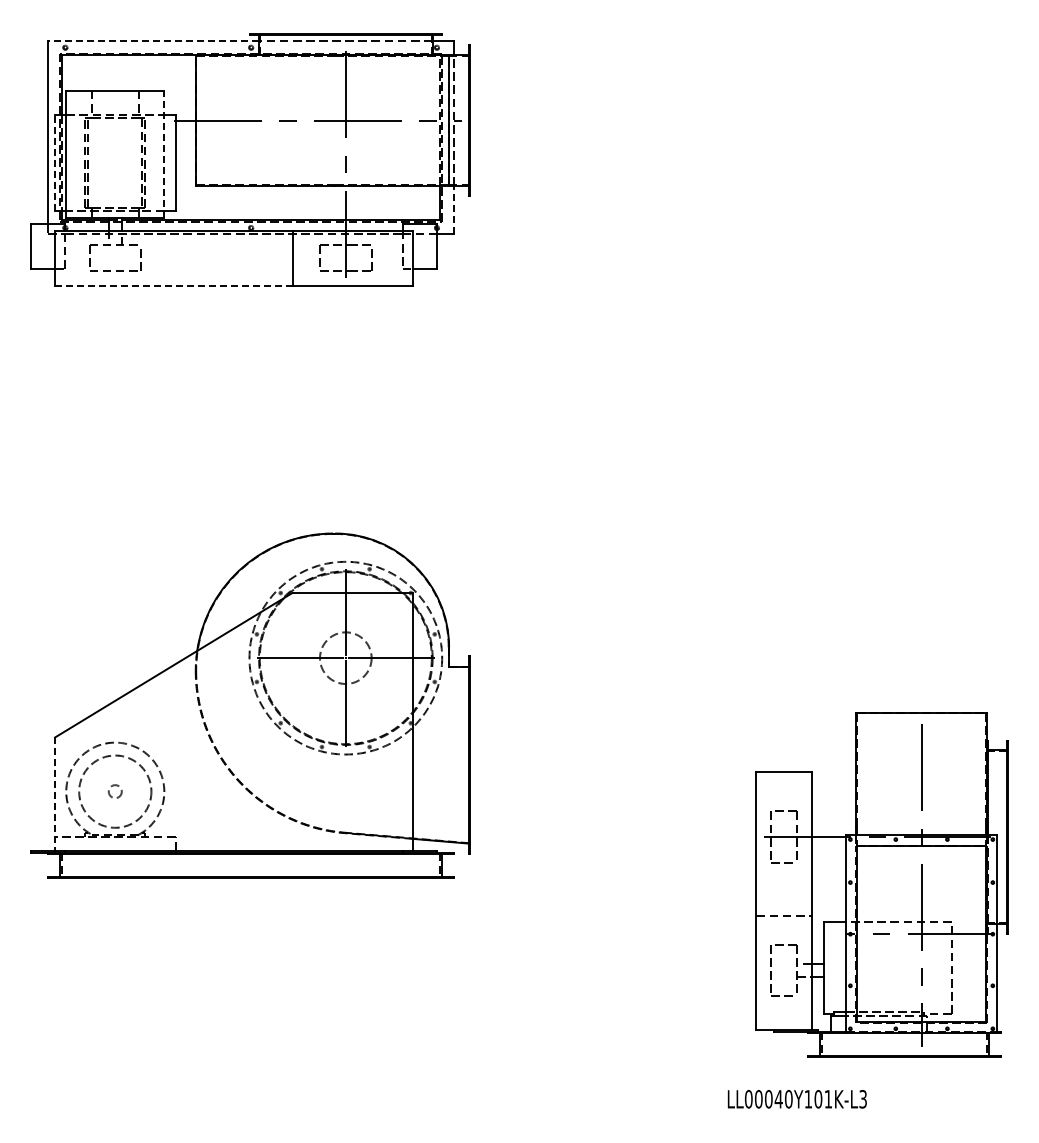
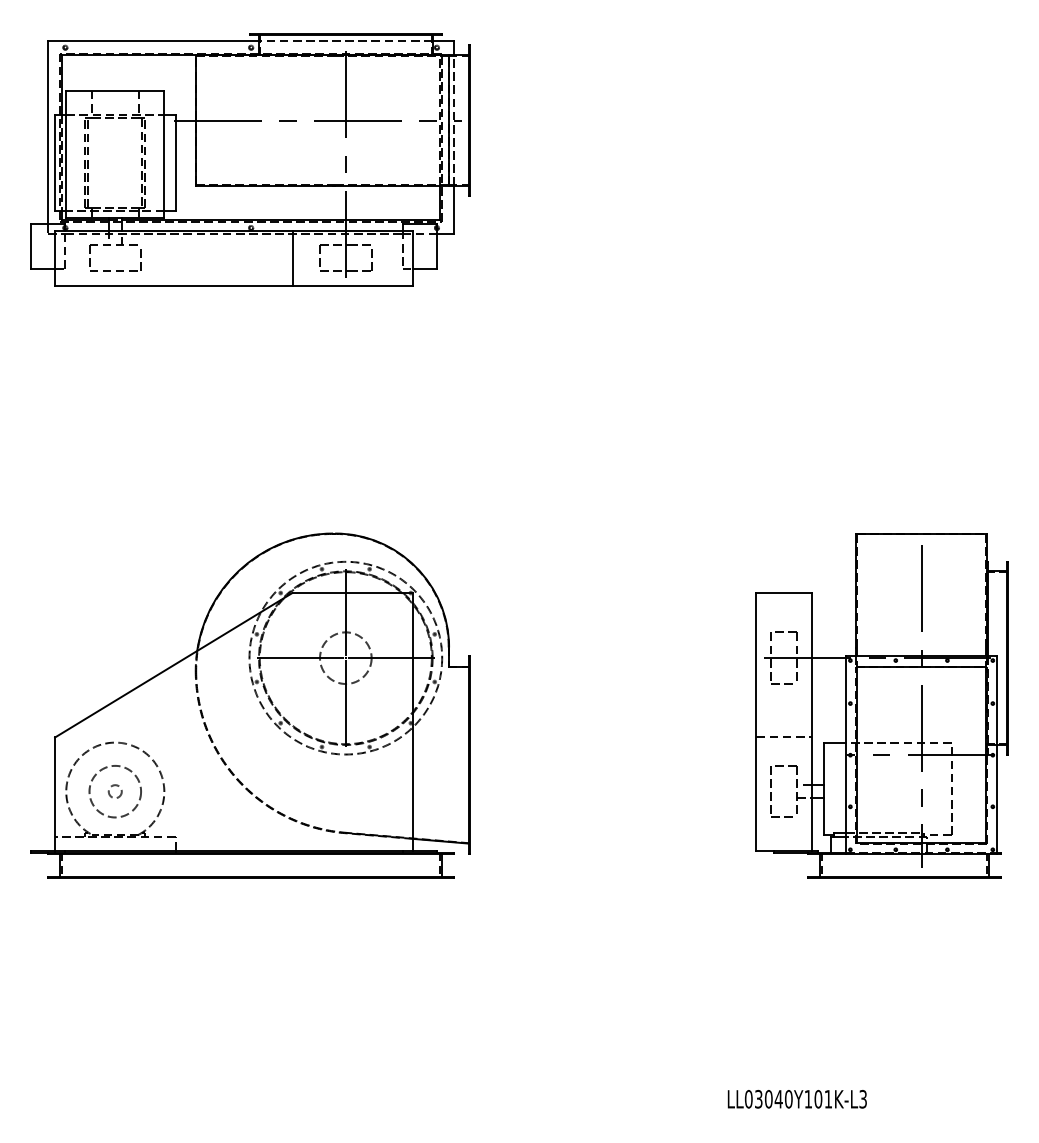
line: dashed -> solid (153, 41)
line: dashed -> solid (164, 154)
line: dashed -> solid (55, 162)
line: dashed -> solid (454, 209)
line: dashed -> solid (173, 285)
circle diameter: 72 px -> 52 px (115, 791)
line: dashed -> solid (55, 794)
part position: (881, 884) -> (881, 705) (881, 705)
text: LL00040Y101K-L3 -> LL03040Y101K-L3 (758, 1099)
